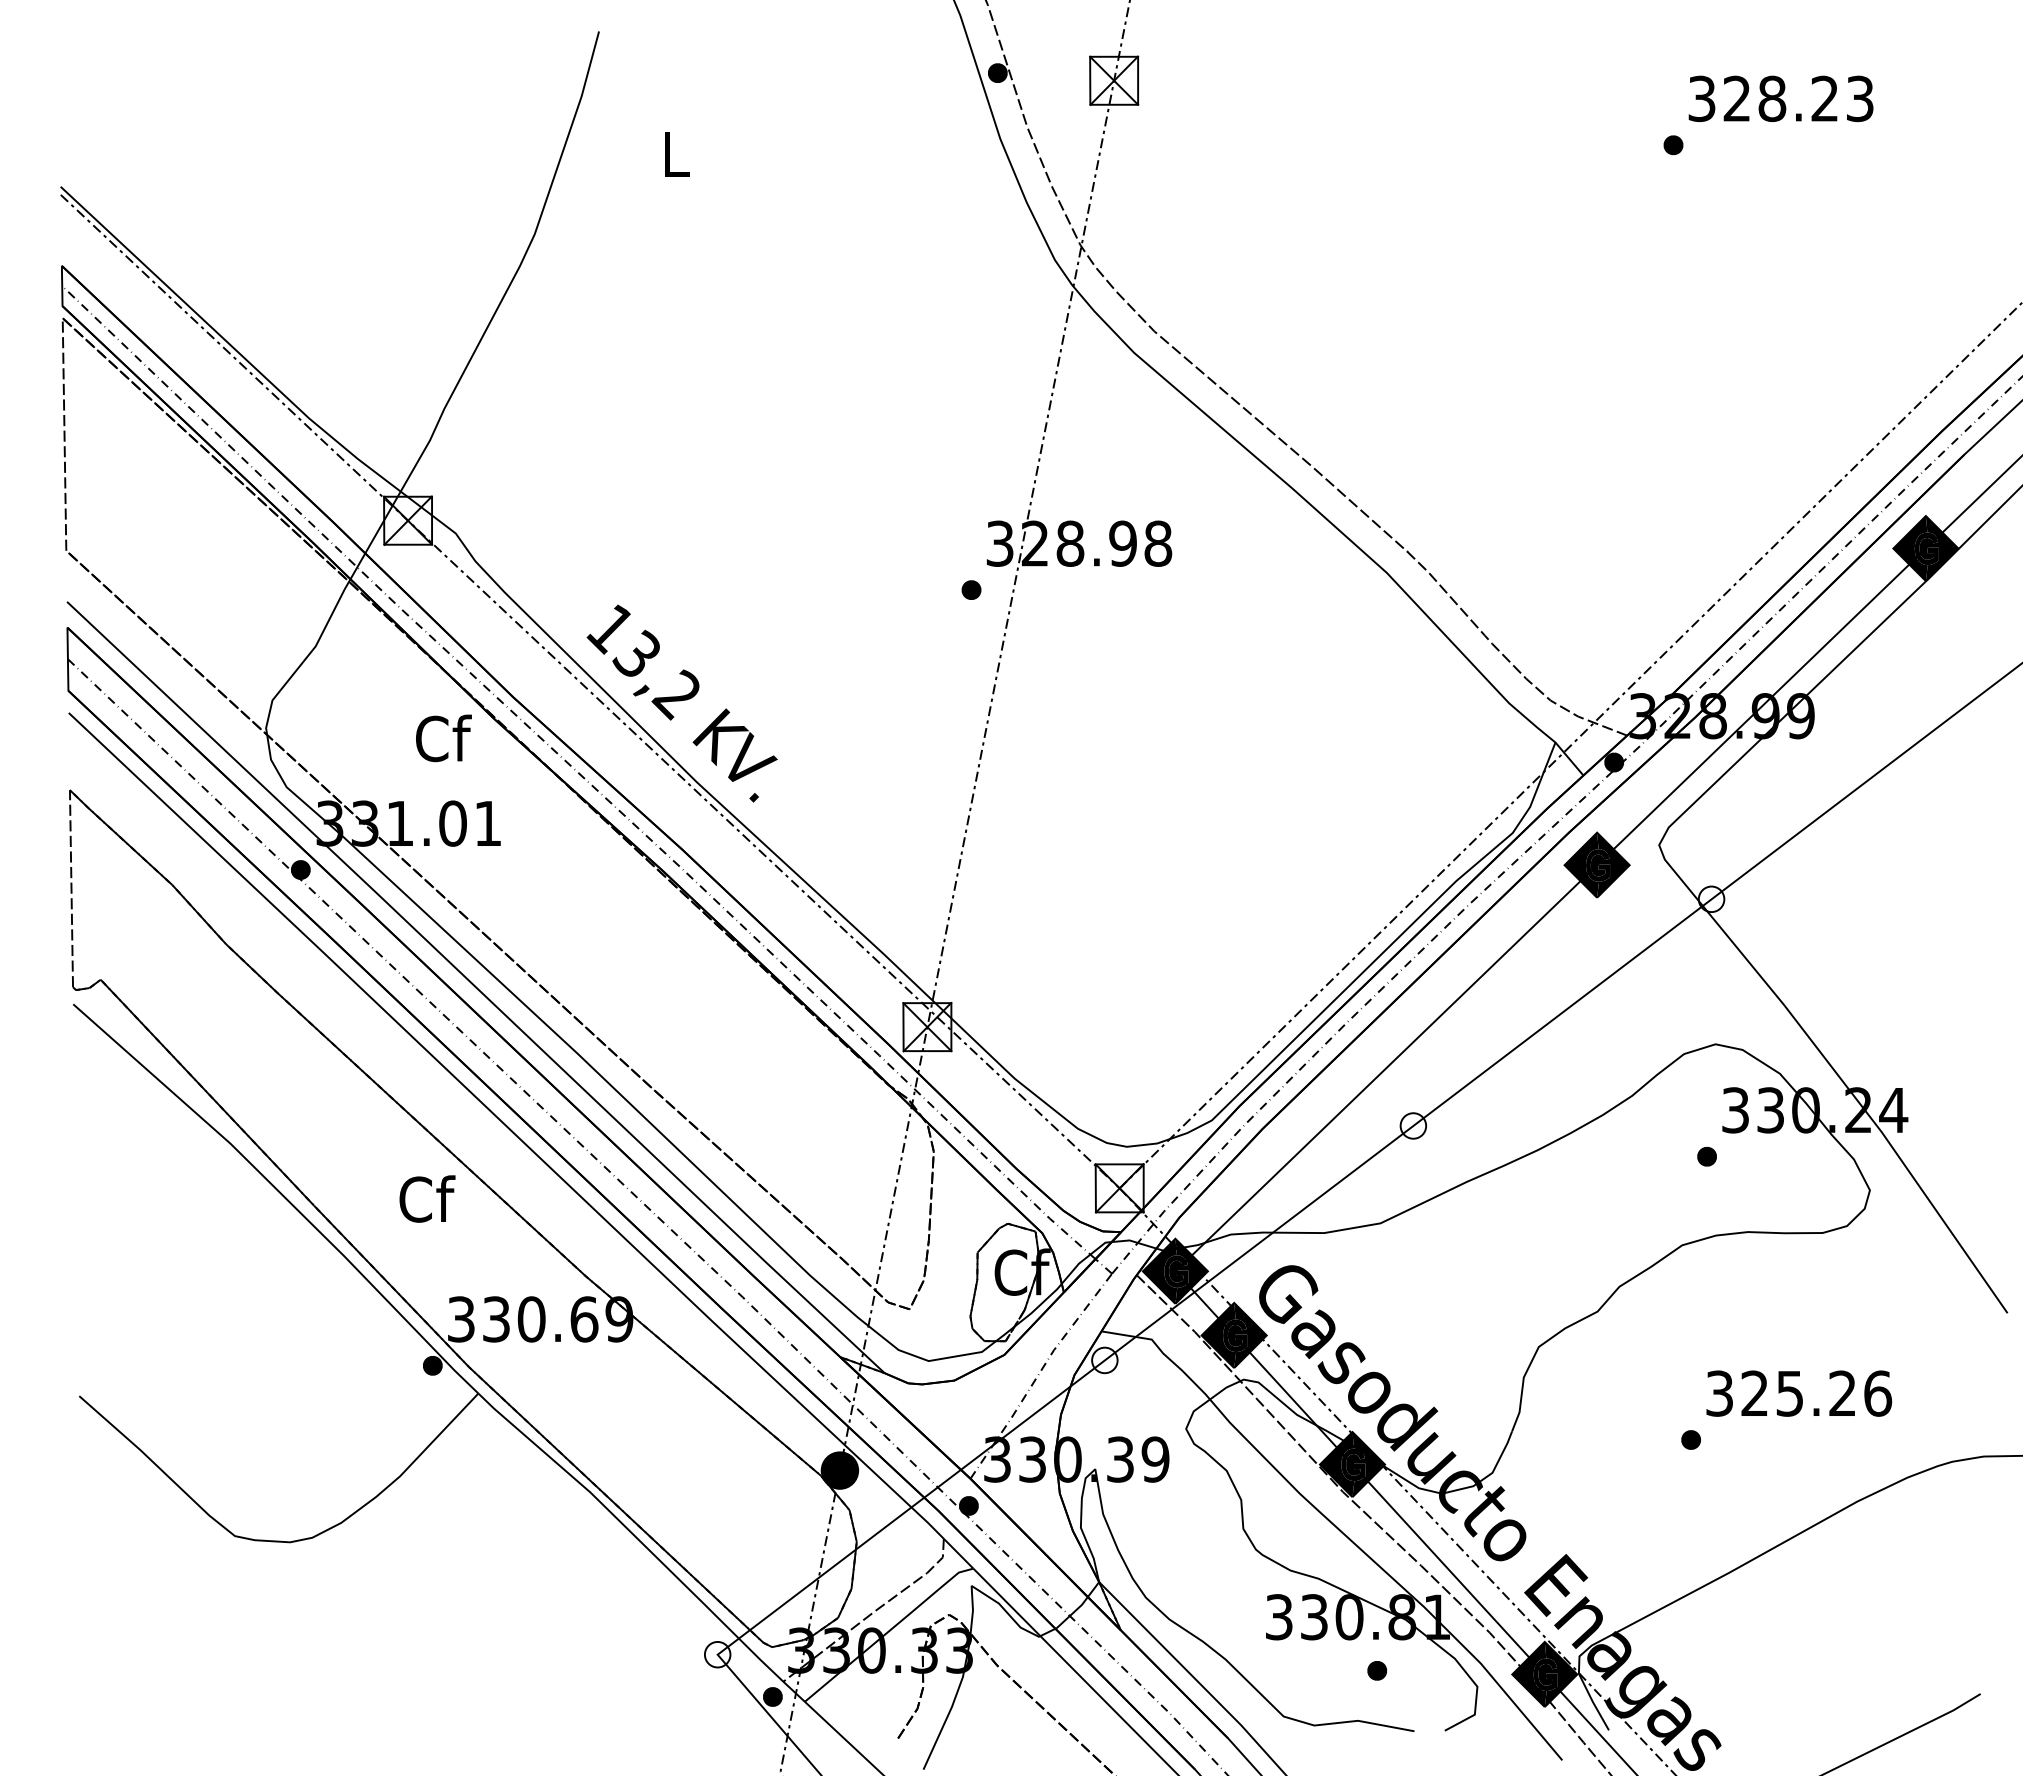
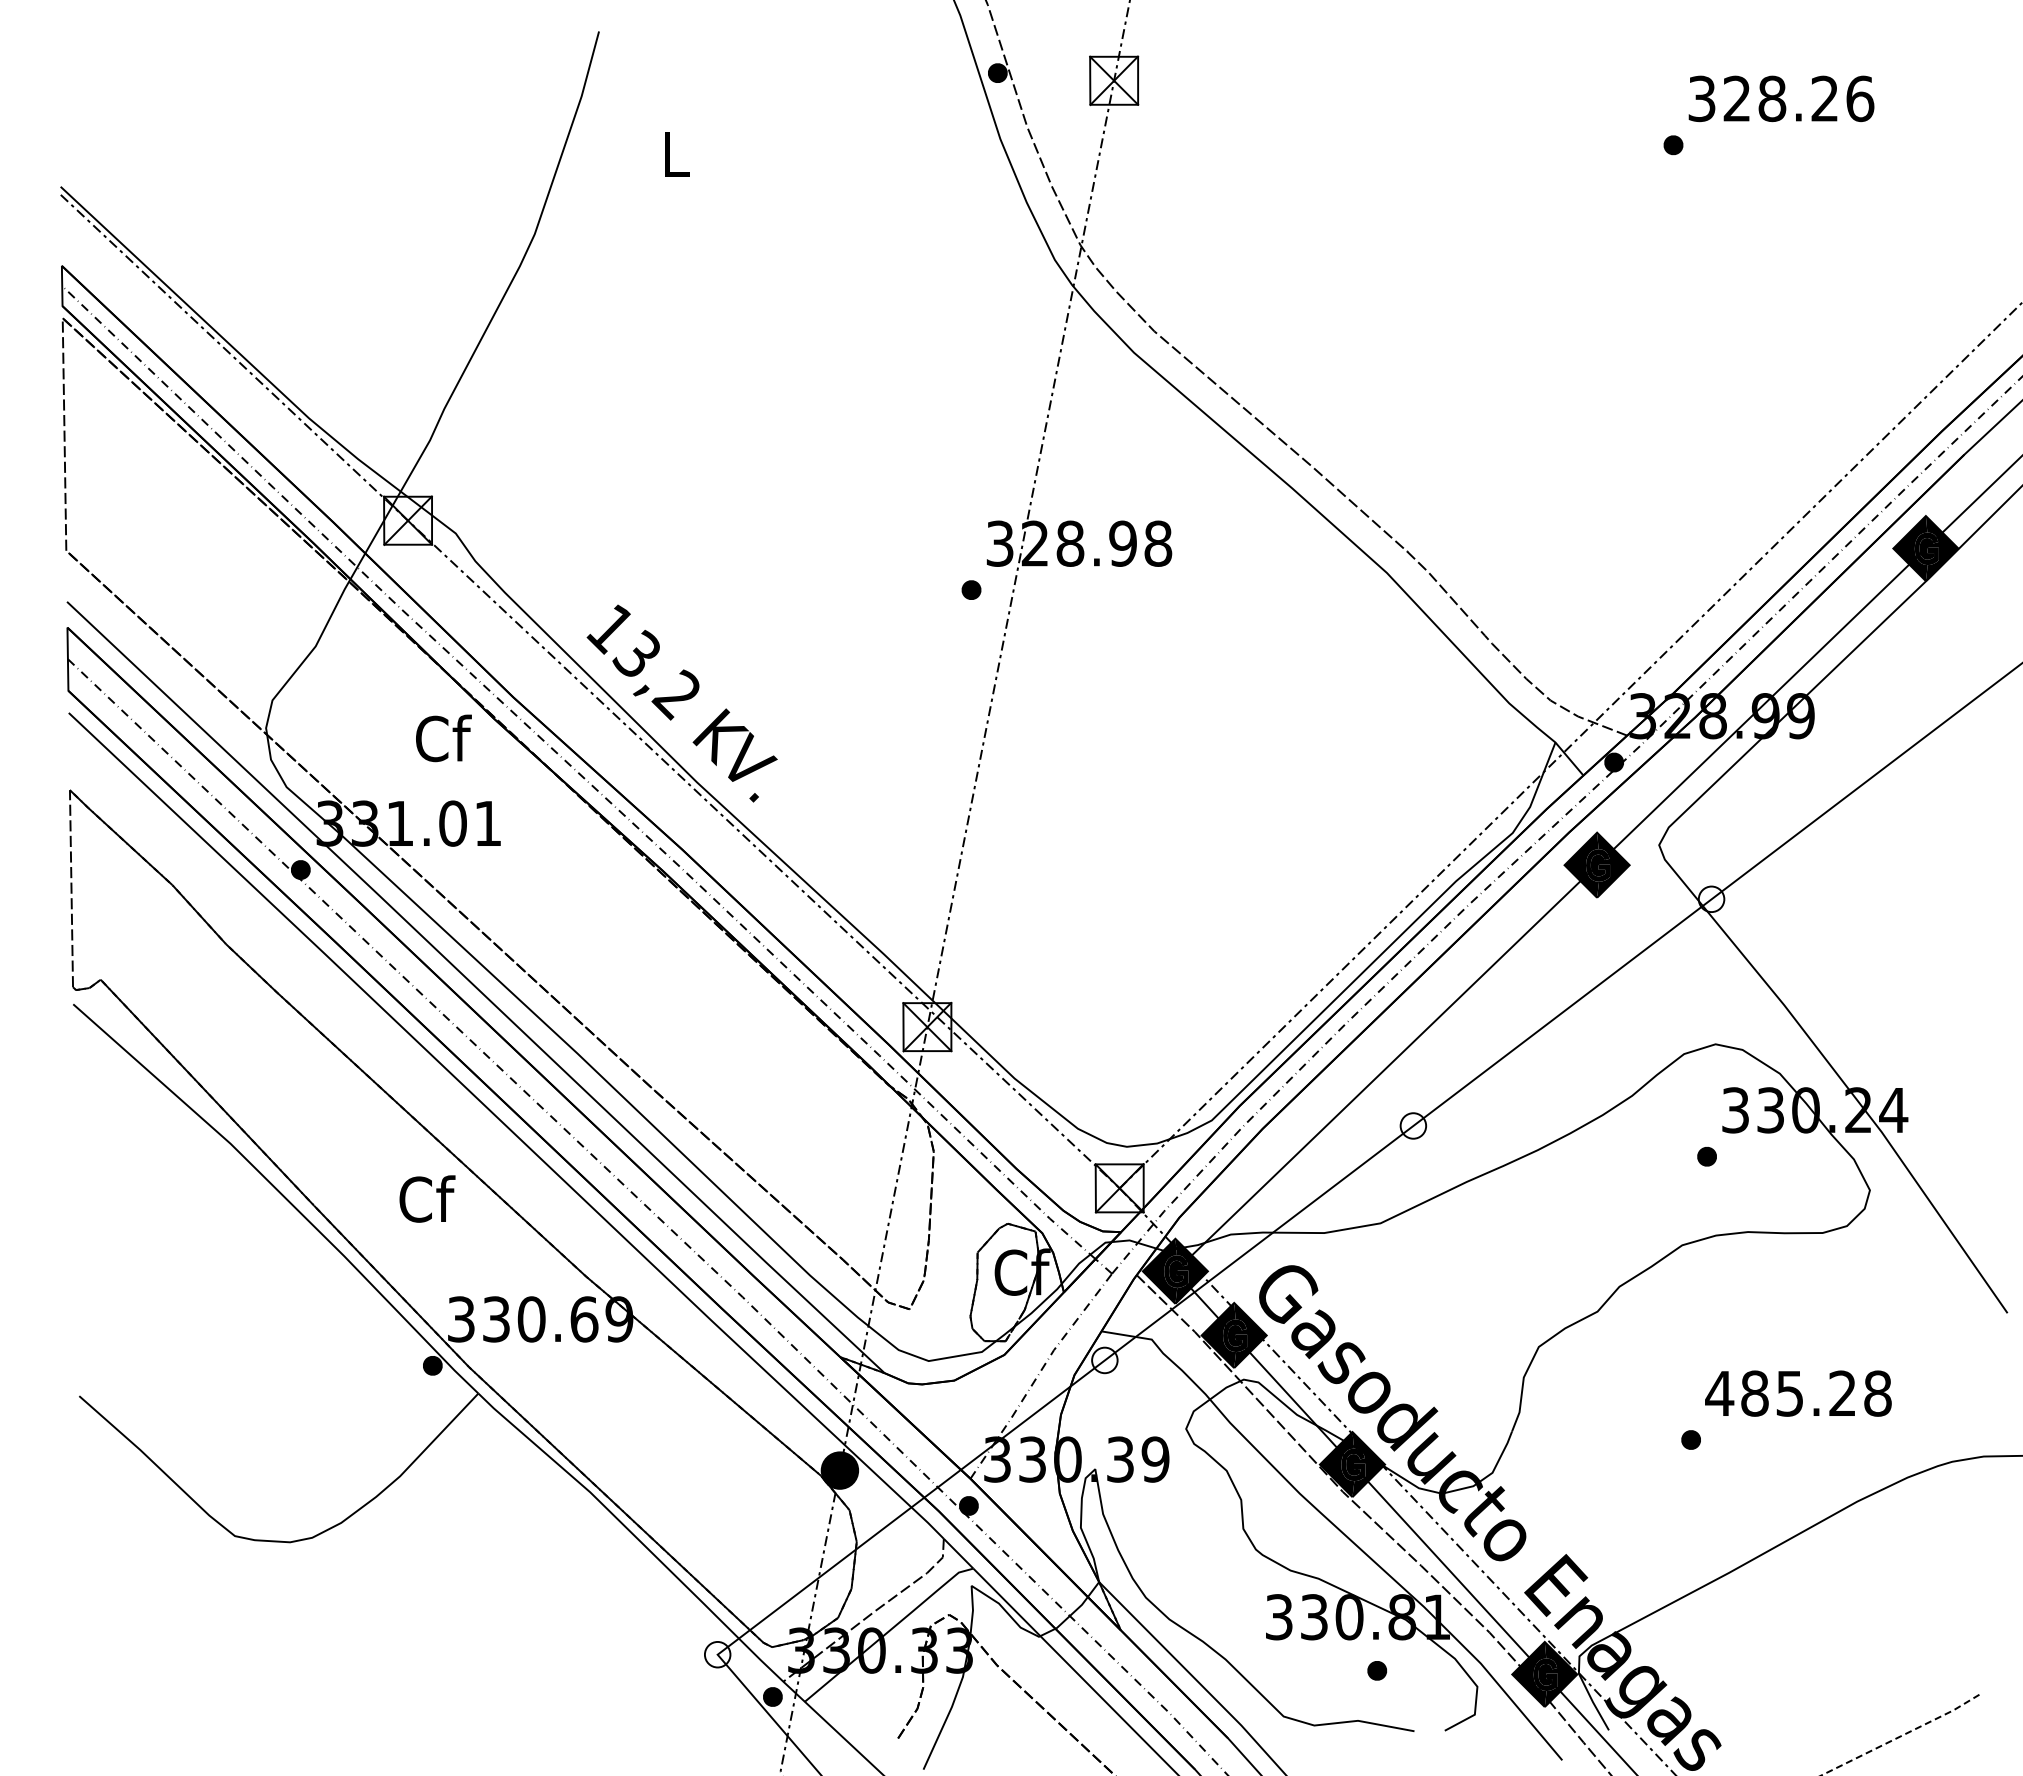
text: 328.23 -> 328.26 (1860, 98)
text: 325.26 -> 485.28 (1798, 1393)
line: solid -> dashed (1902, 1735)
